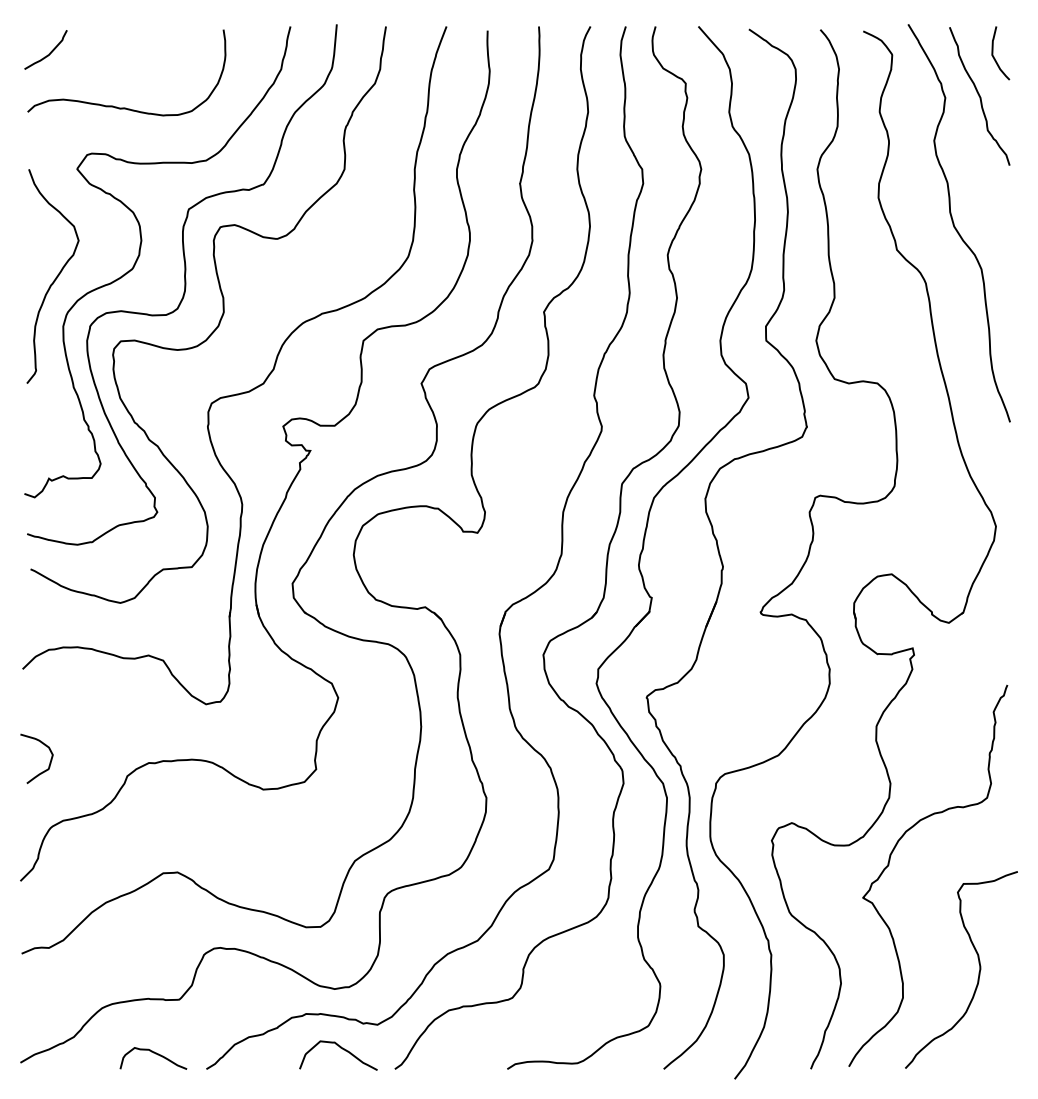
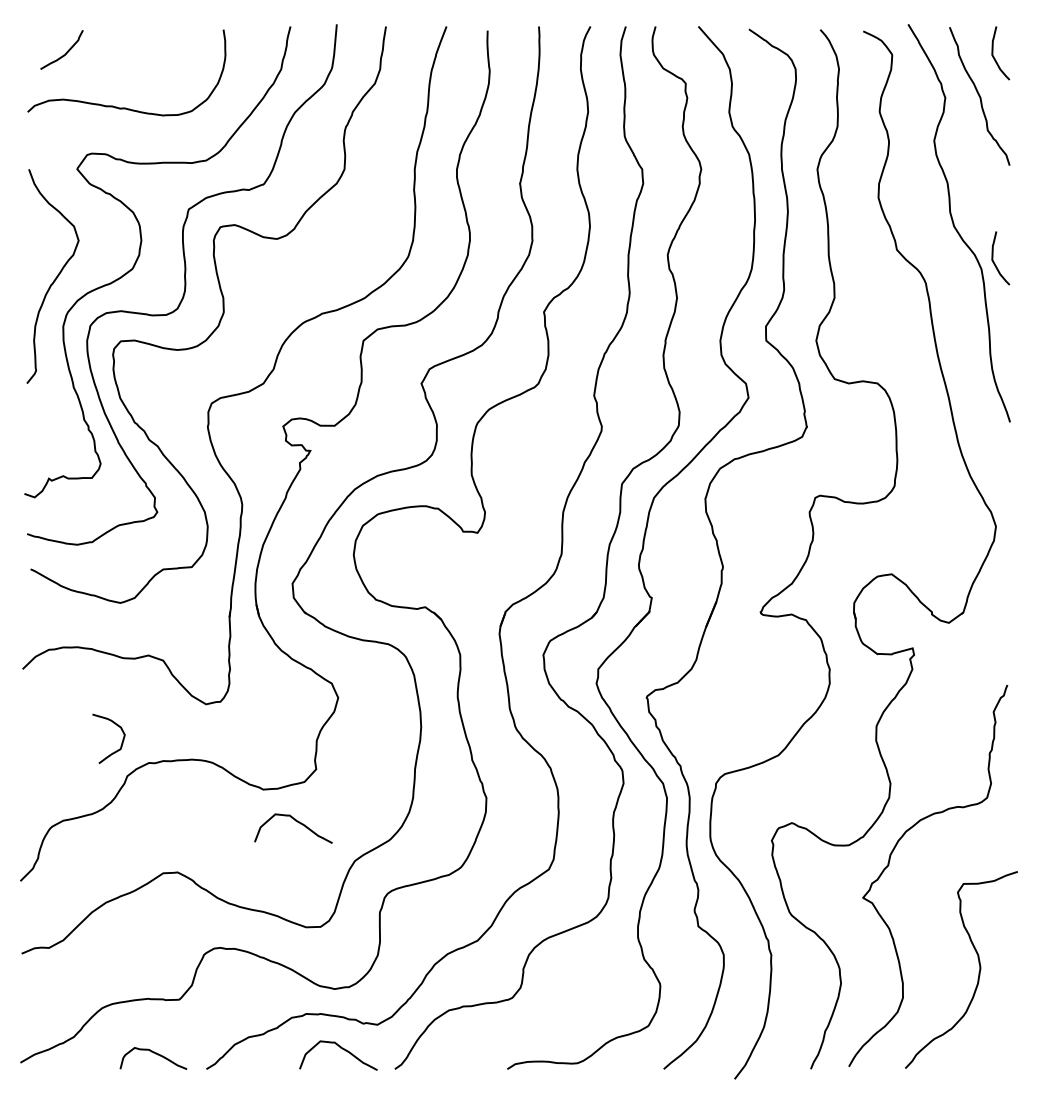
curve position: (49, 52) -> (65, 52) (65, 52)
curve: none -> present (994, 261)
curve position: (49, 762) -> (121, 742) (121, 742)
curve: none -> present (298, 823)
